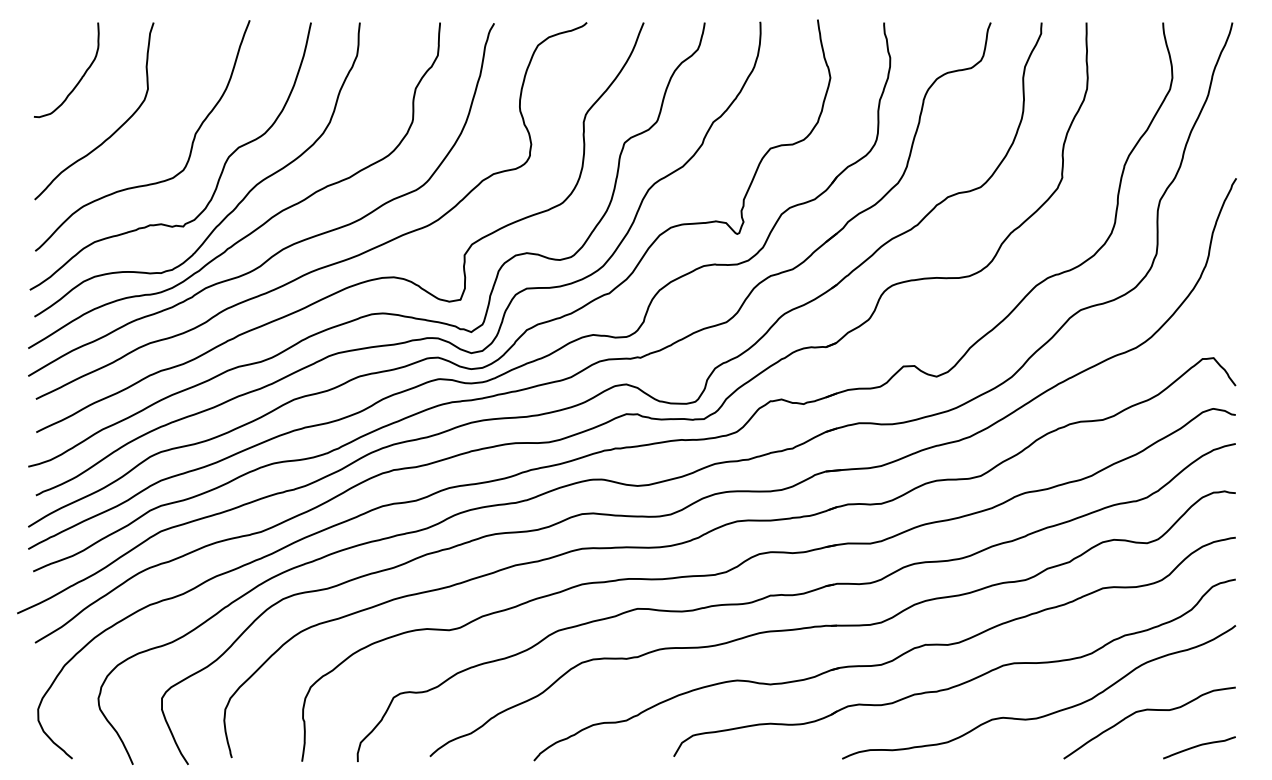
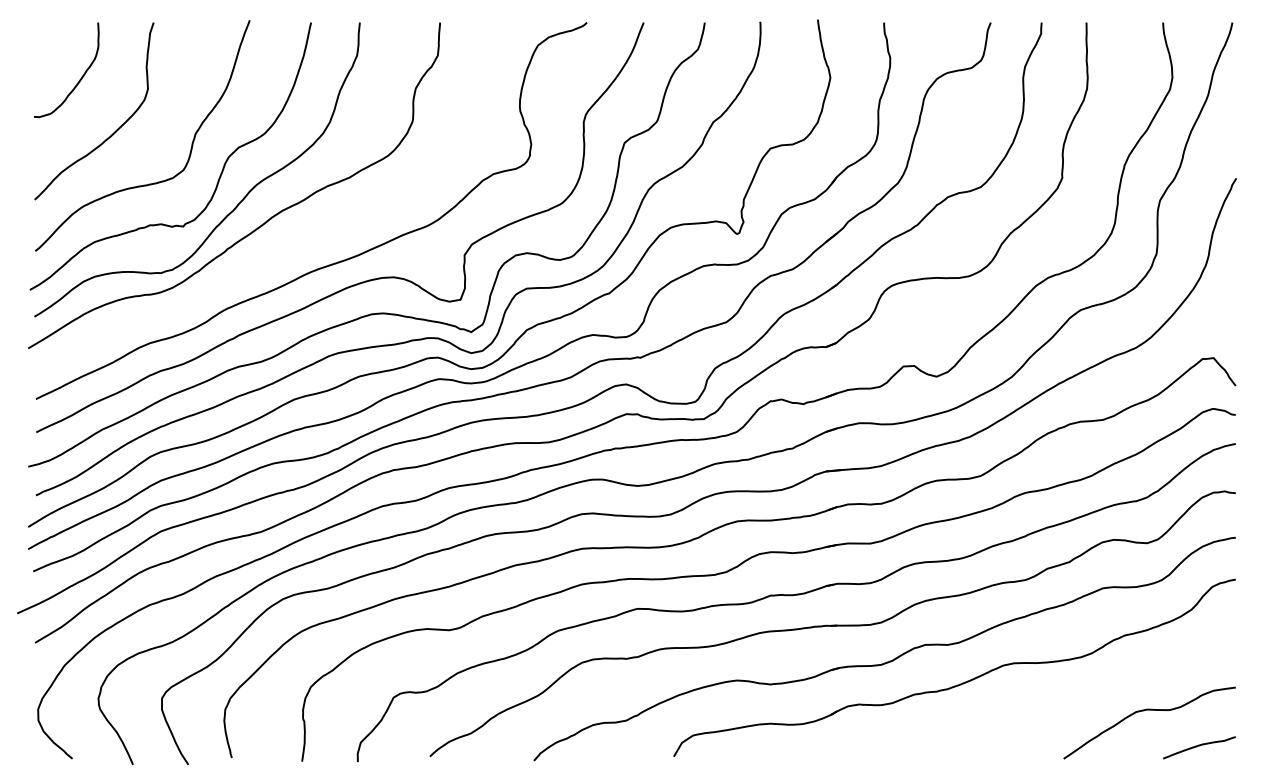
curve: present -> none (284, 247)
curve: present -> none (1045, 714)
